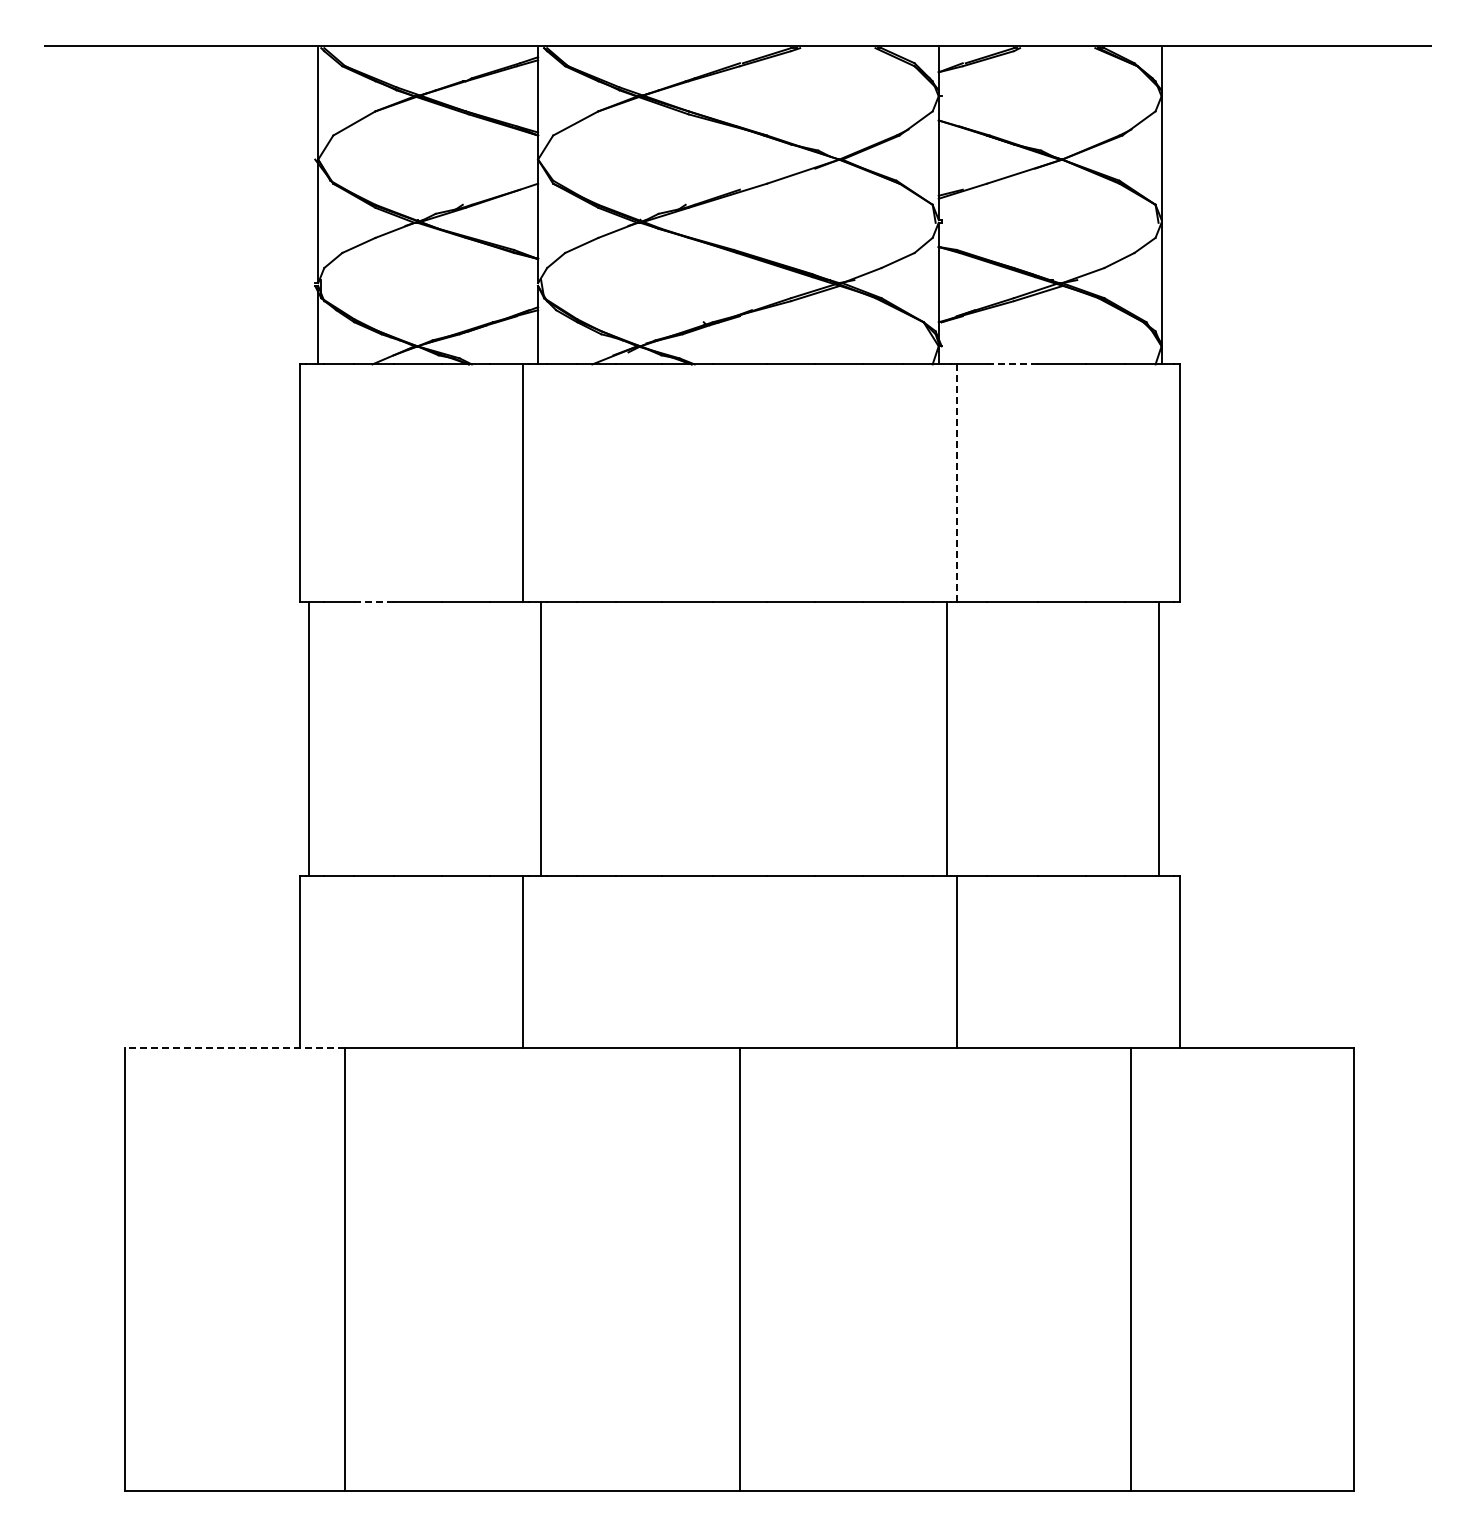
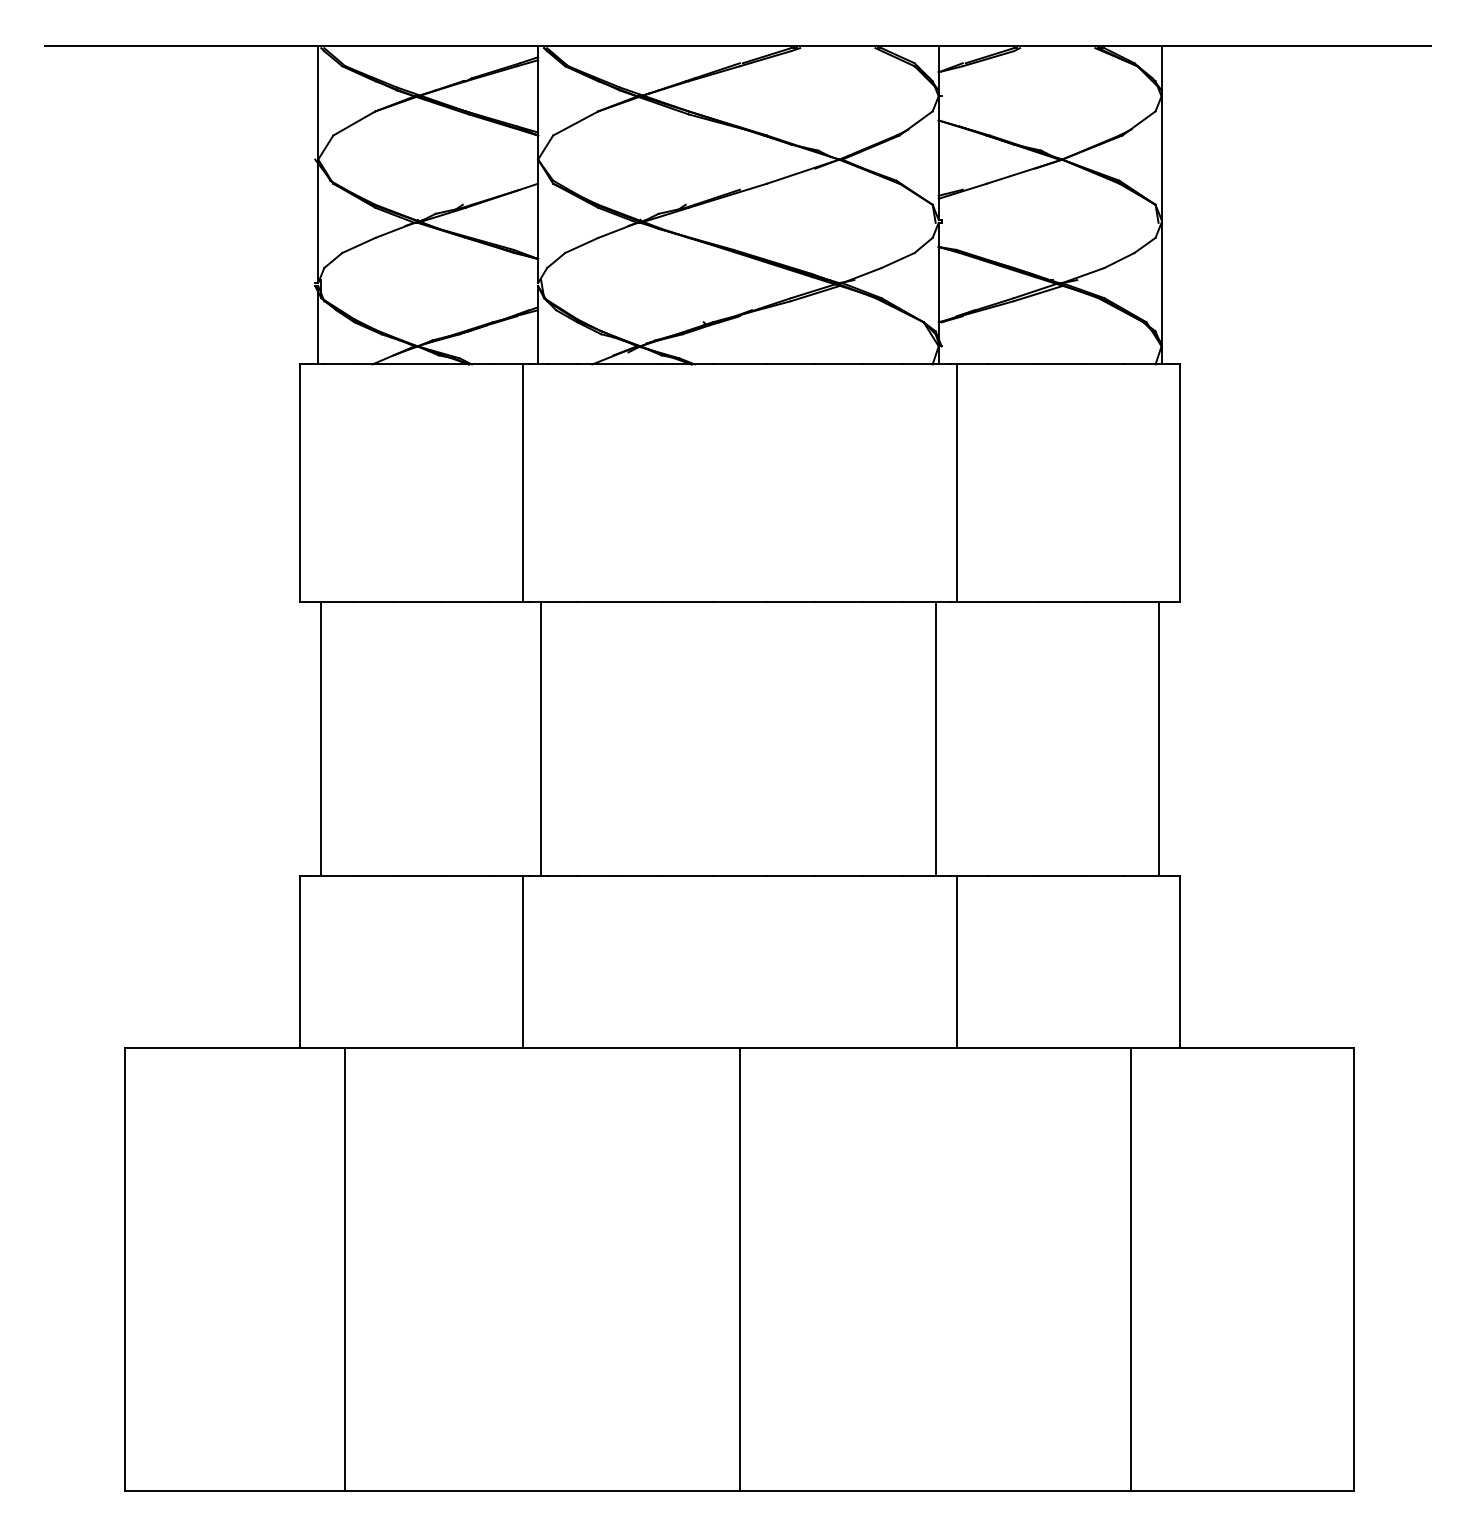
line: dashed -> solid (1012, 364)
line: dashed -> solid (956, 483)
line: dashed -> solid (373, 602)
line position: (309, 739) -> (321, 739) (321, 739)
line position: (946, 739) -> (935, 739) (935, 739)
line: dashed -> solid (235, 1048)
